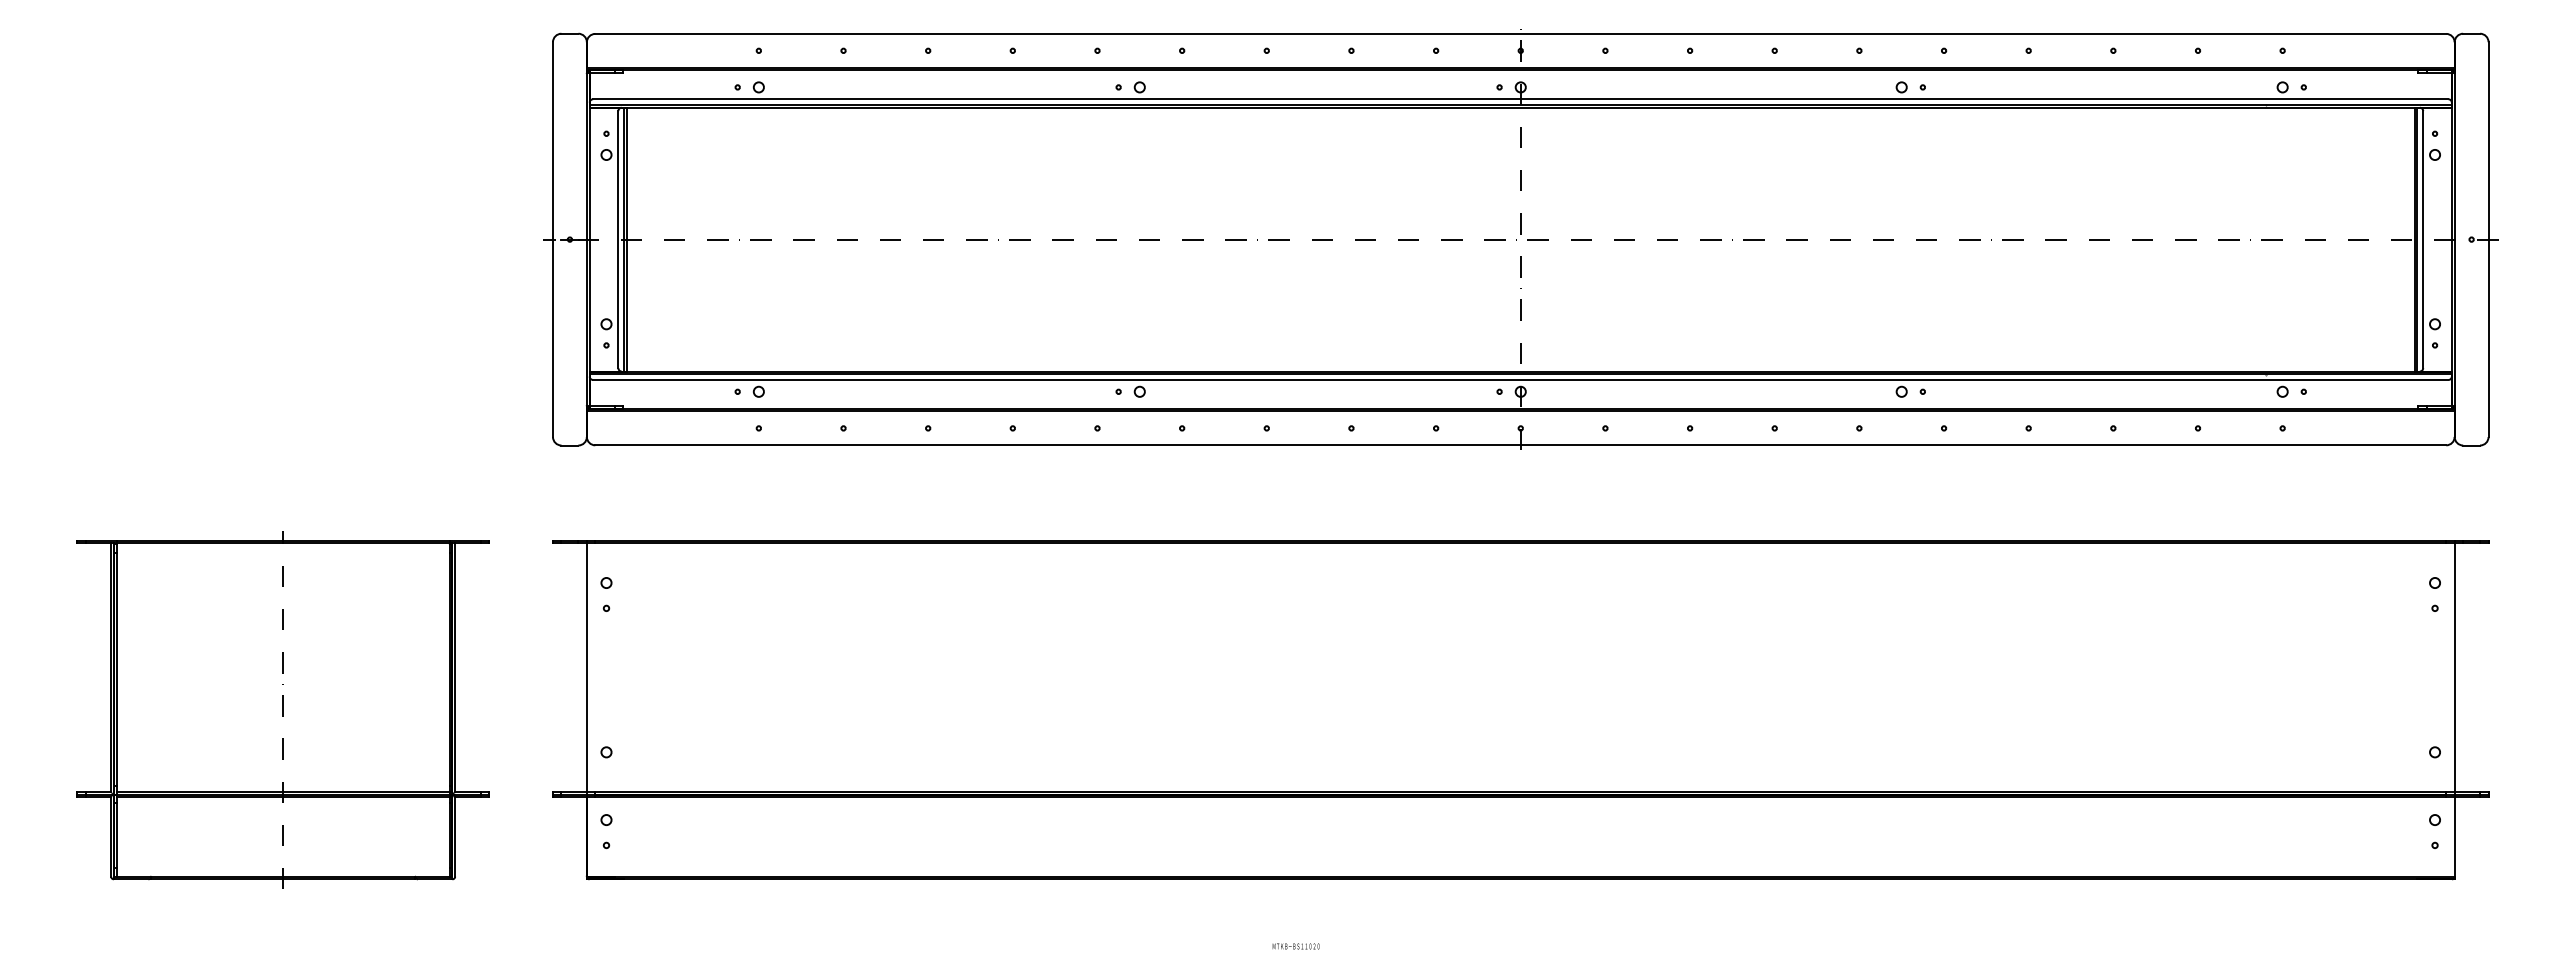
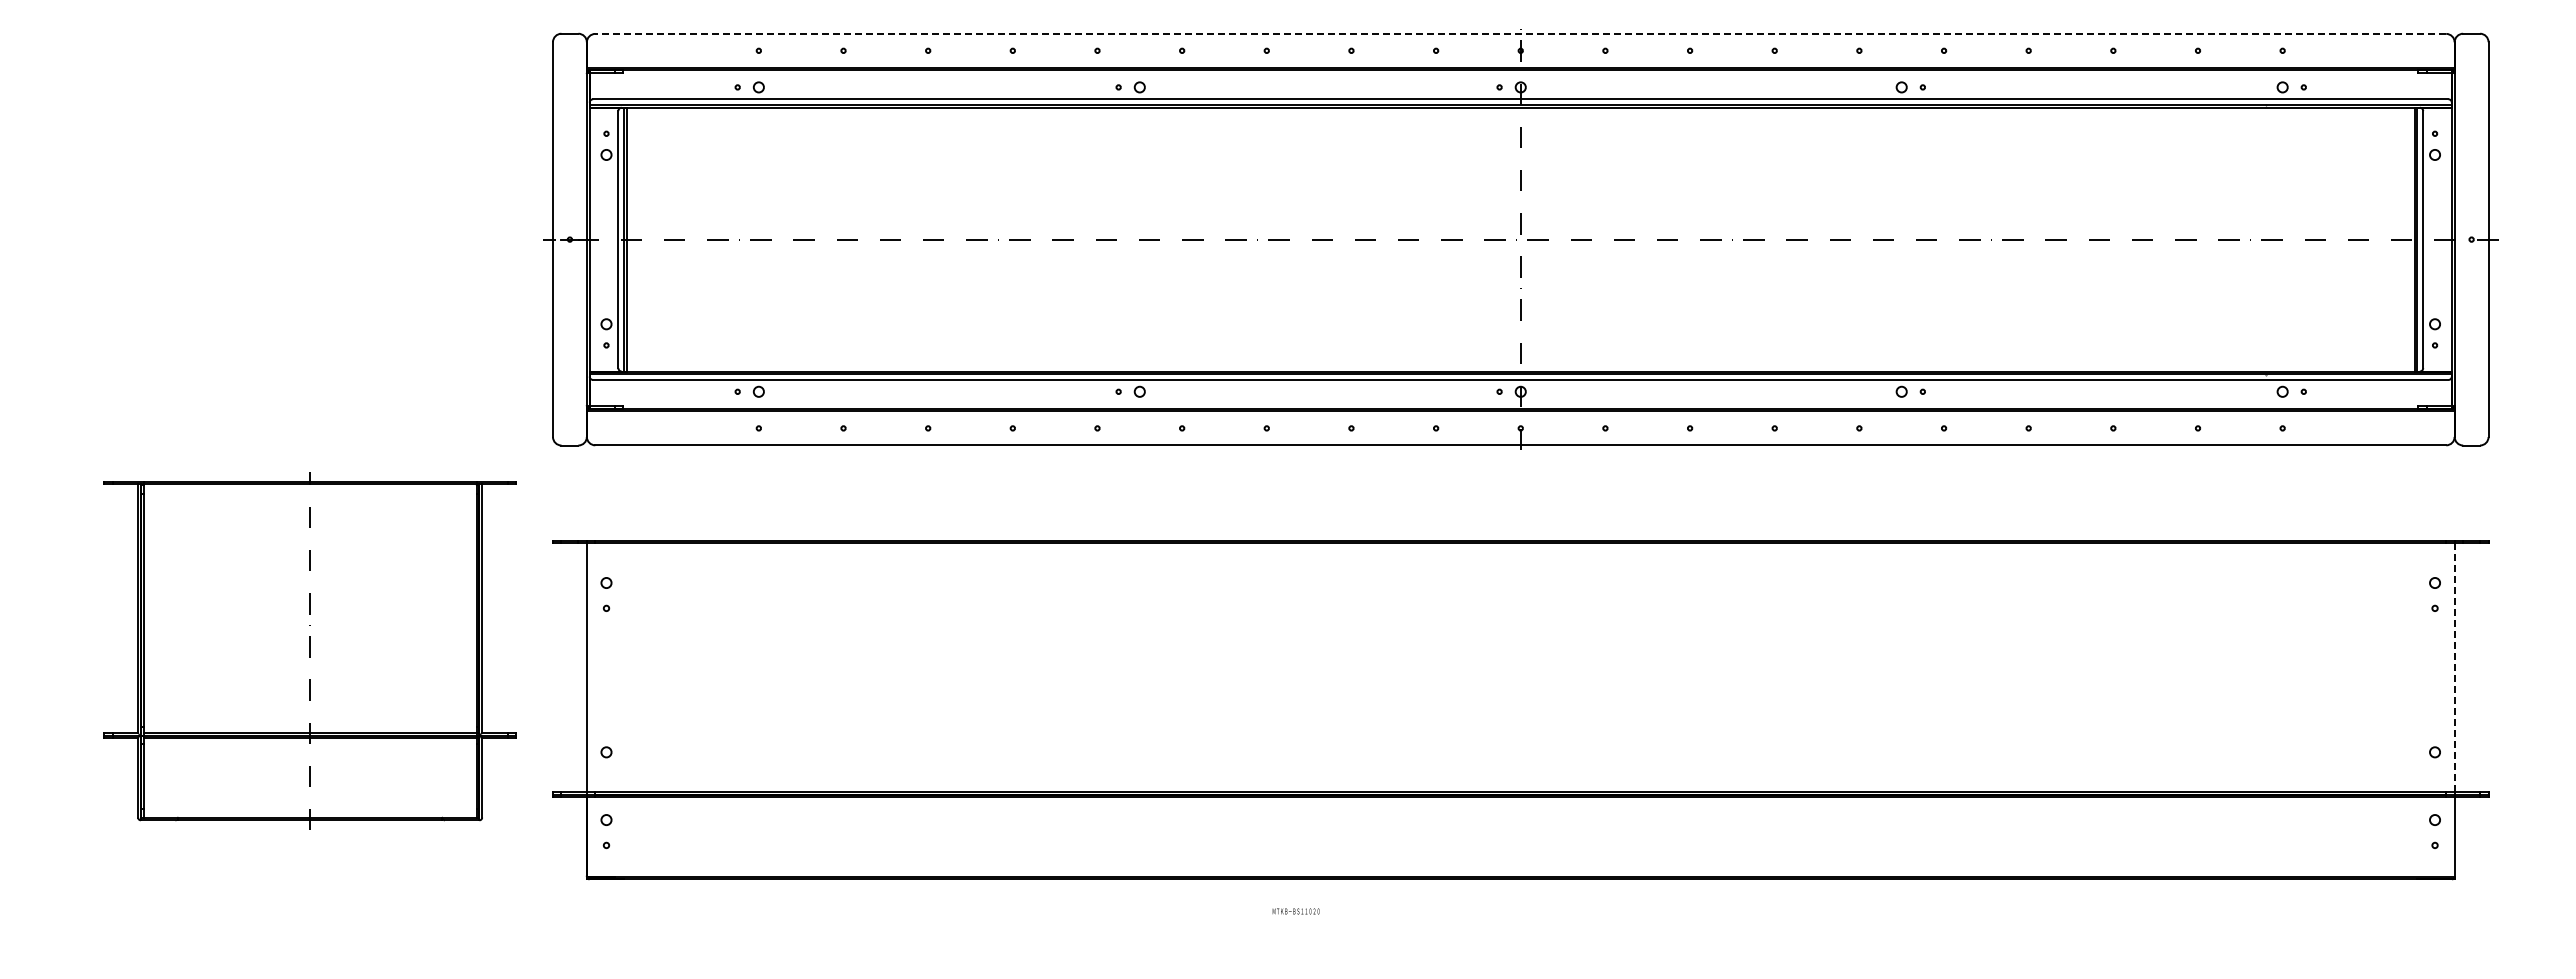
line: solid -> dashed (1520, 33)
line: solid -> dashed (2454, 667)
part position: (282, 709) -> (309, 650) (309, 650)
text position: (1295, 946) -> (1295, 911) (1295, 911)
